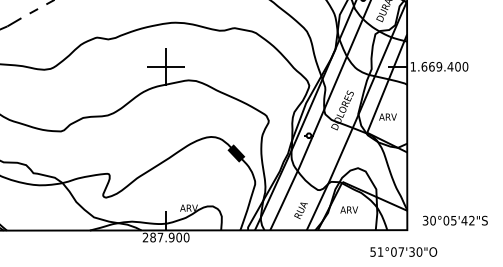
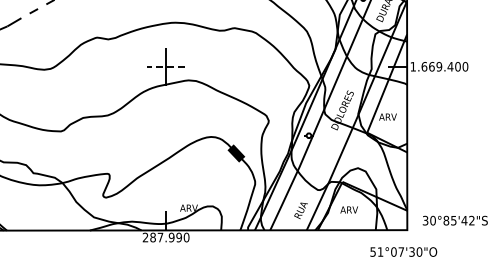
line: solid -> dashed (165, 66)
text: 30°05'42"S -> 30°85'42"S (446, 220)
text: 287.900 -> 287.990 (178, 237)
